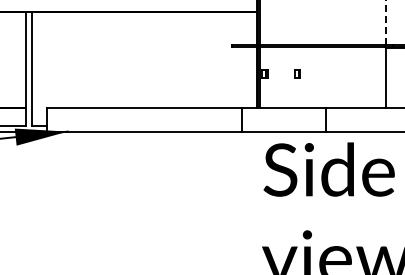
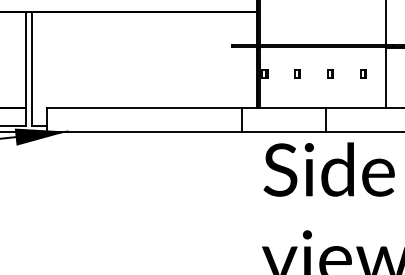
line: dashed -> solid (386, 22)
part: none -> present (330, 73)
part: none -> present (363, 73)
